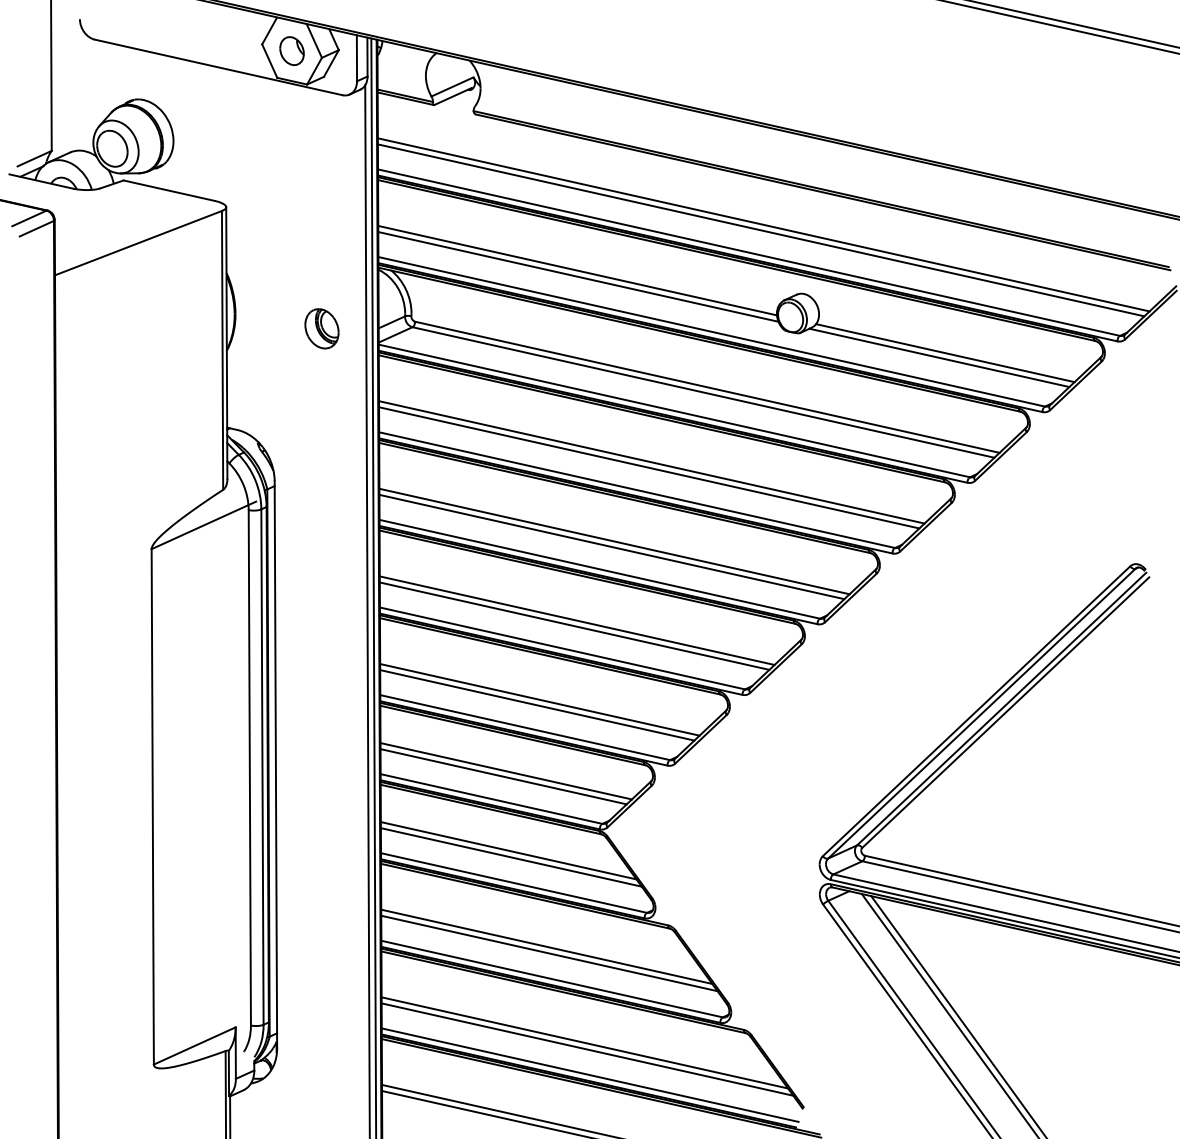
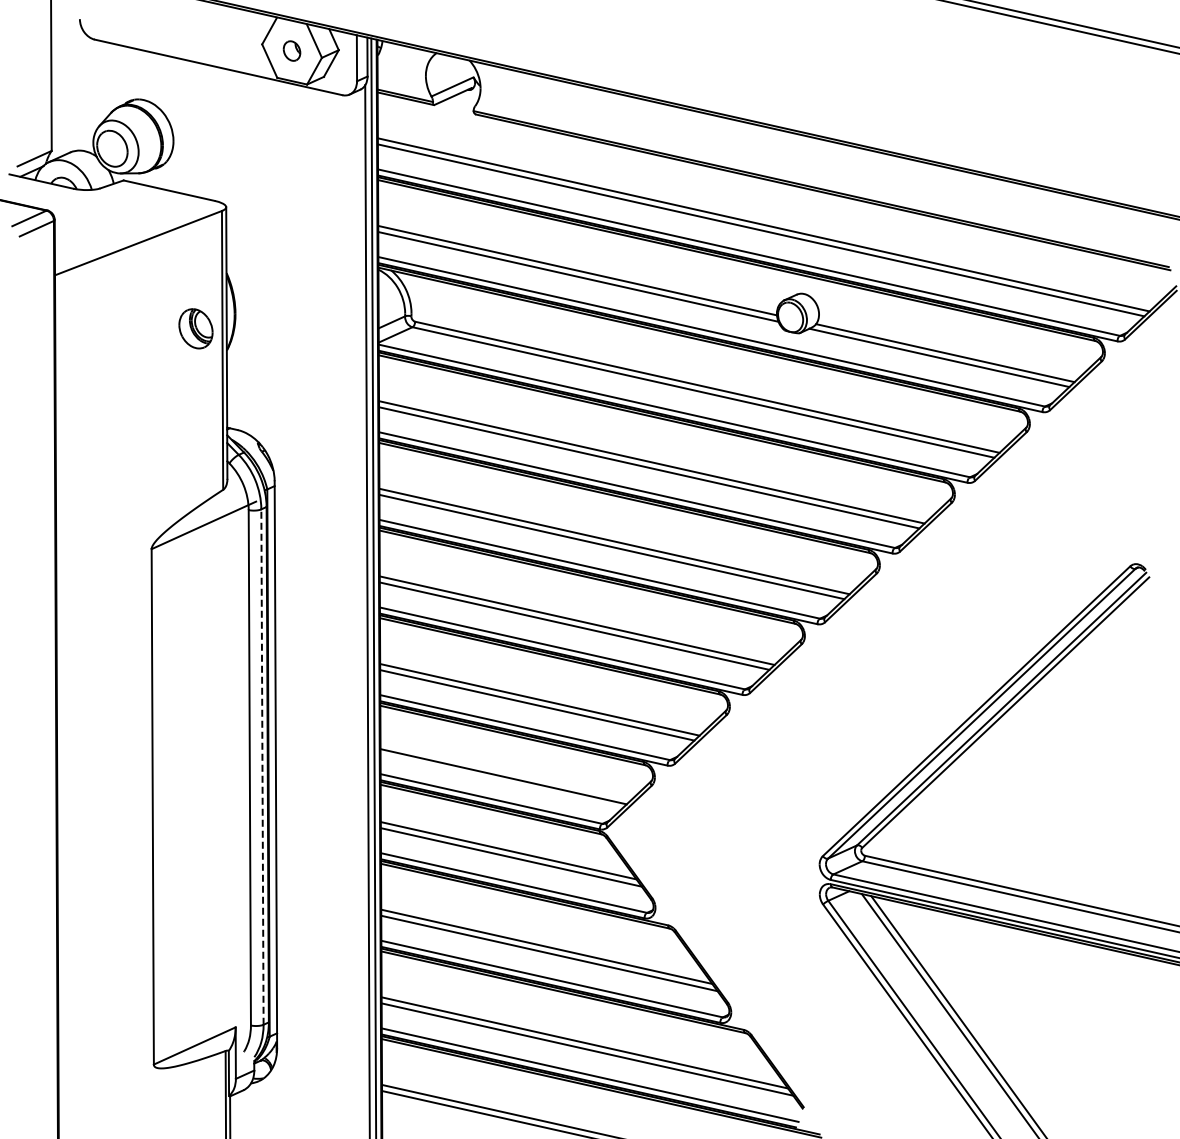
part size: 26x30 px -> 20x22 px (291, 50)
part position: (321, 328) -> (195, 328) (195, 328)
line: solid -> dashed (262, 767)
line: present -> none (505, 771)
